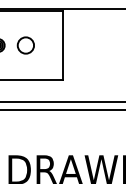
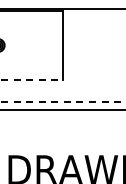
circle: present -> none (25, 45)
line: solid -> dashed (31, 80)
line: solid -> dashed (63, 101)
